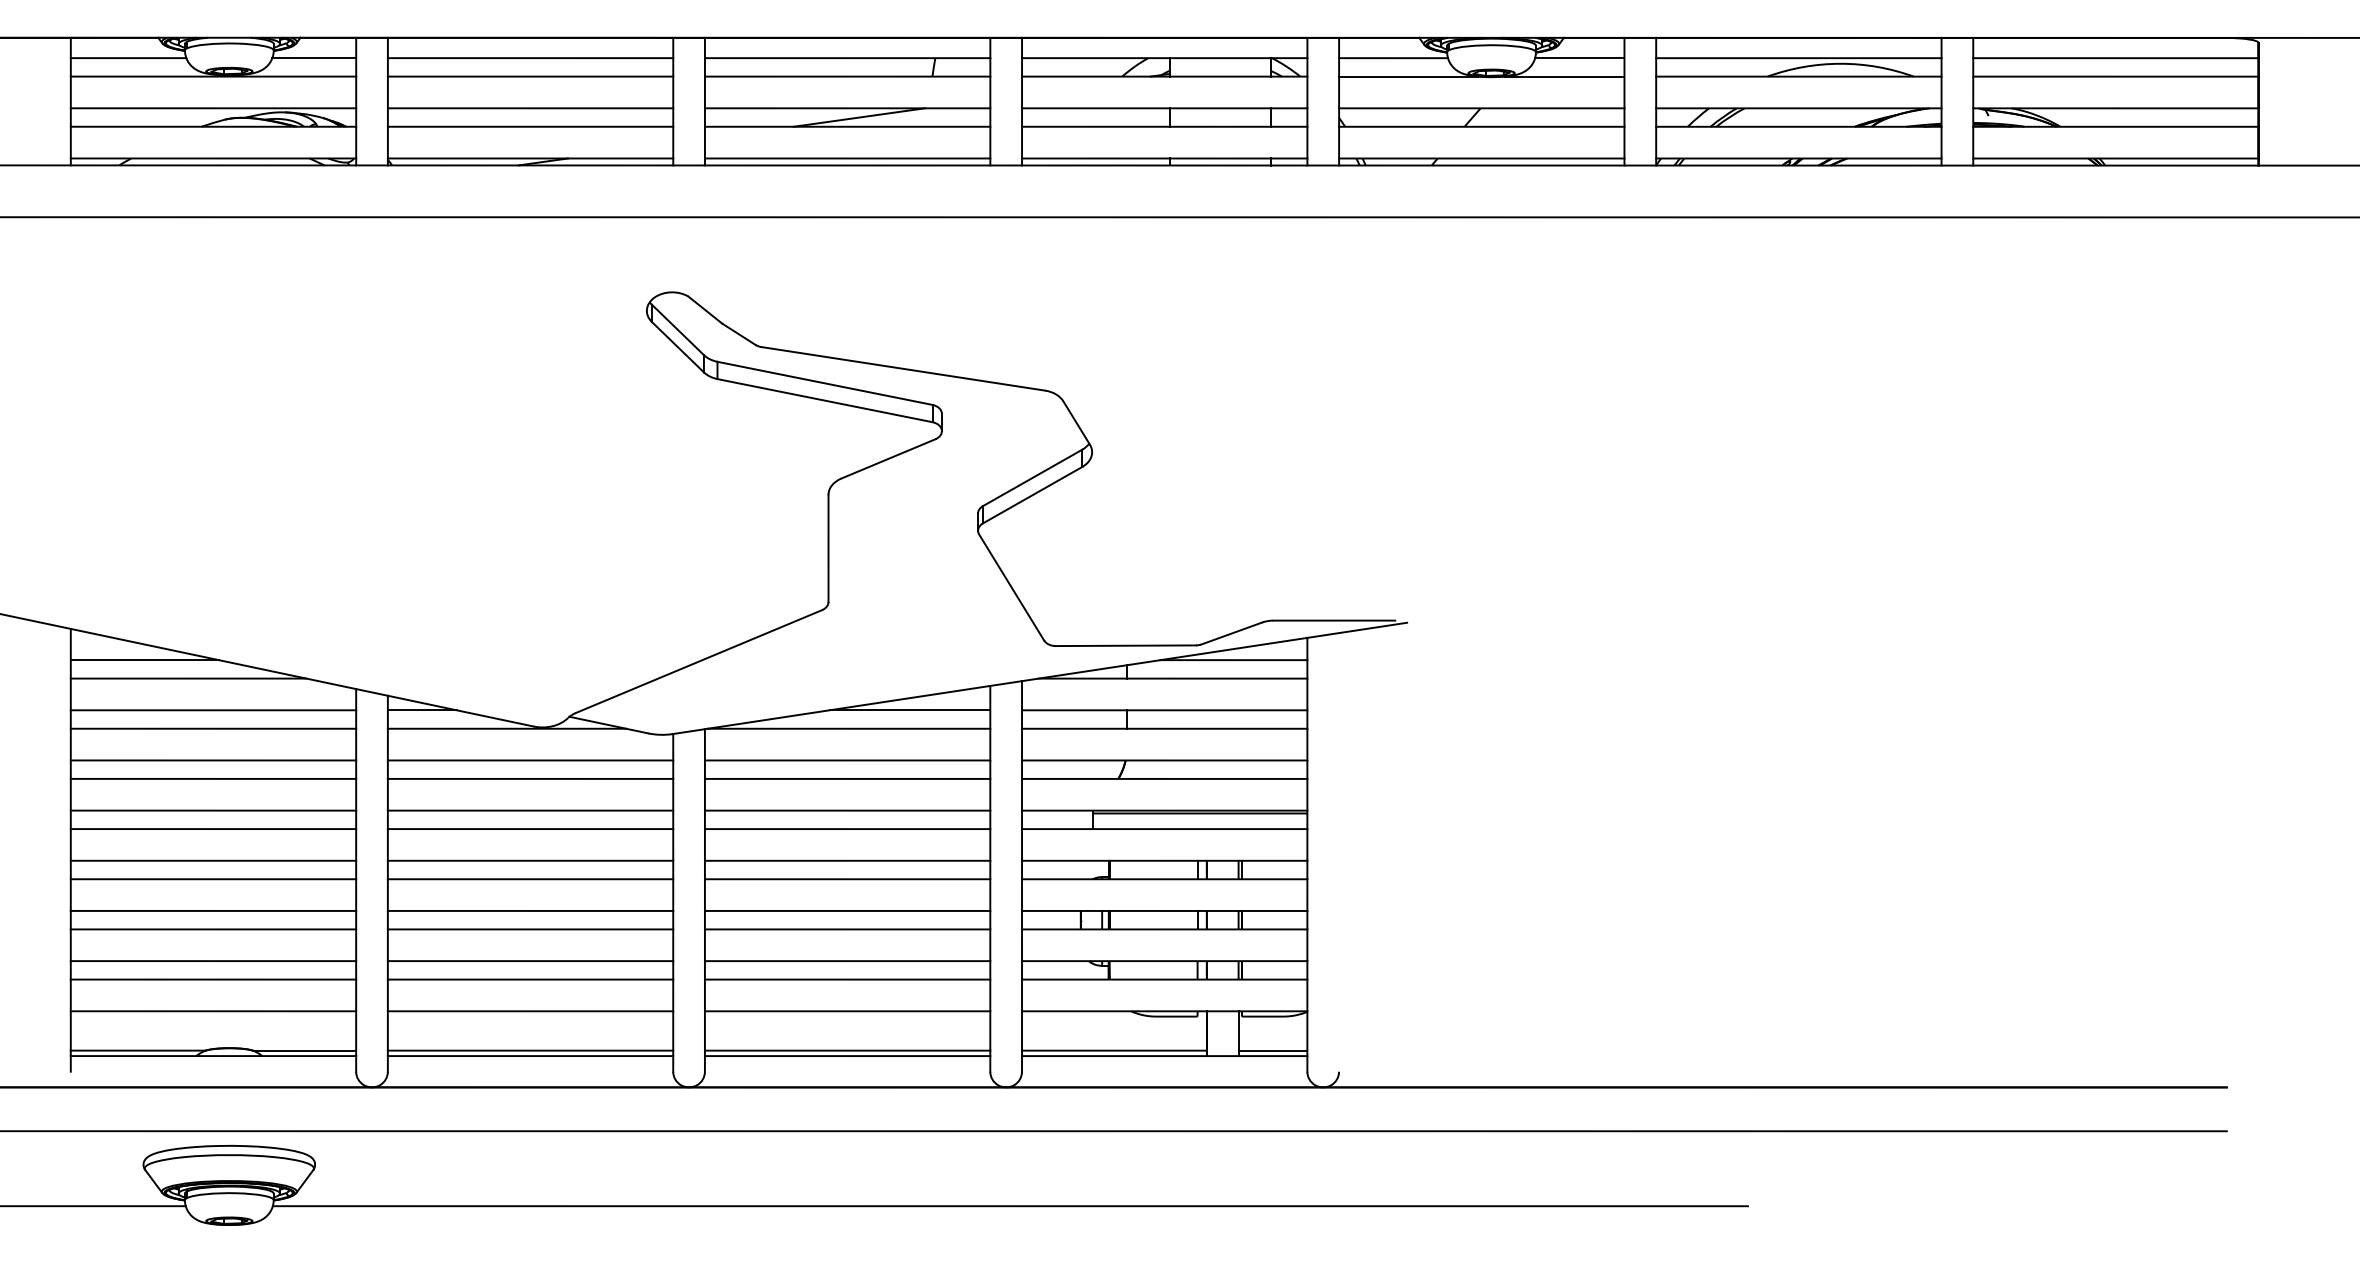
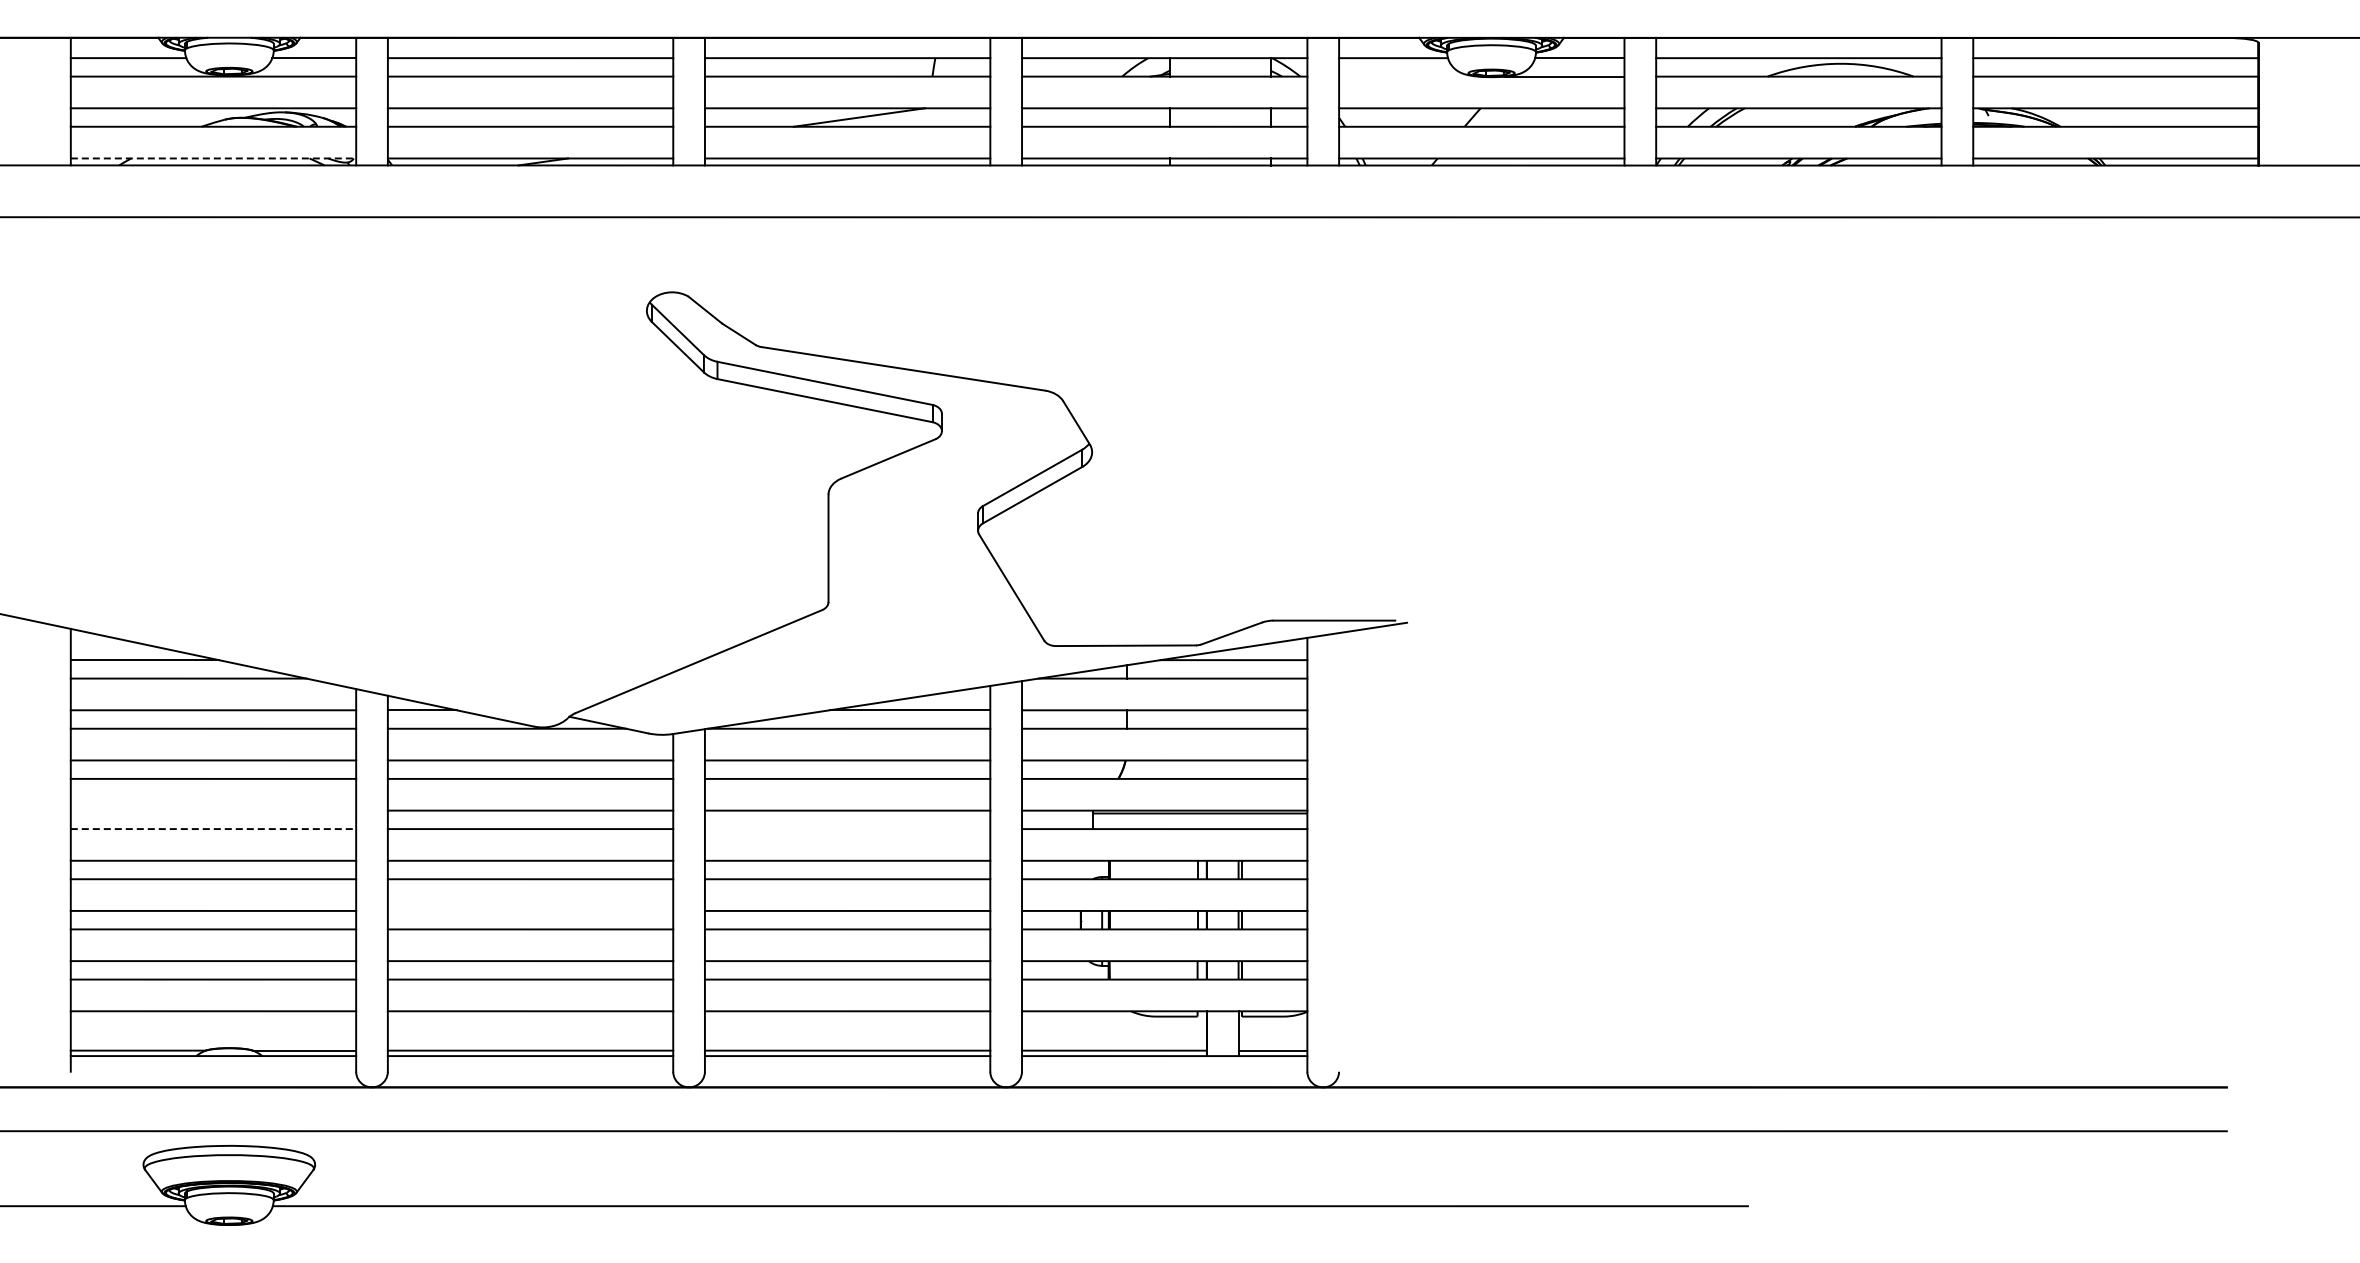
line: present -> none (1408, 76)
line: solid -> dashed (213, 158)
line: present -> none (213, 810)
line: solid -> dashed (213, 829)
line: present -> none (847, 829)
line: present -> none (530, 910)
